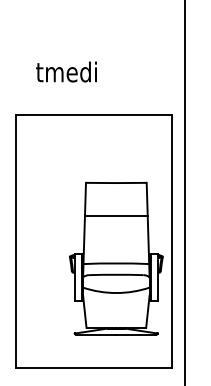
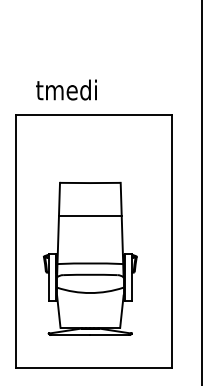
text position: (66, 71) -> (66, 89) (66, 89)
line position: (185, 192) -> (202, 192) (202, 192)
part position: (116, 258) -> (90, 258) (90, 258)
